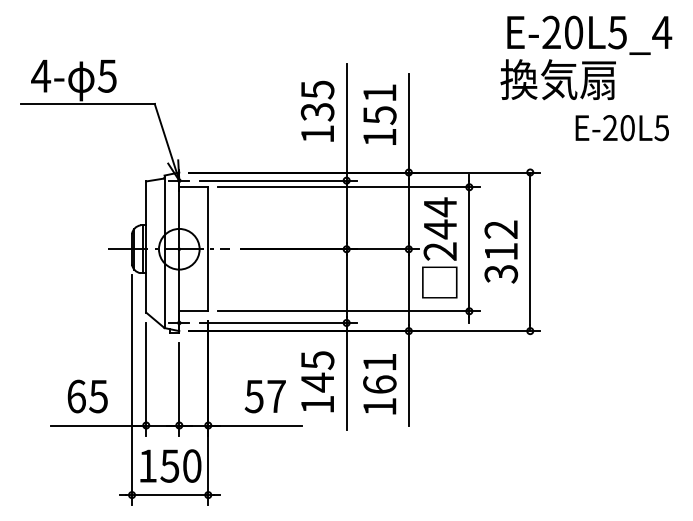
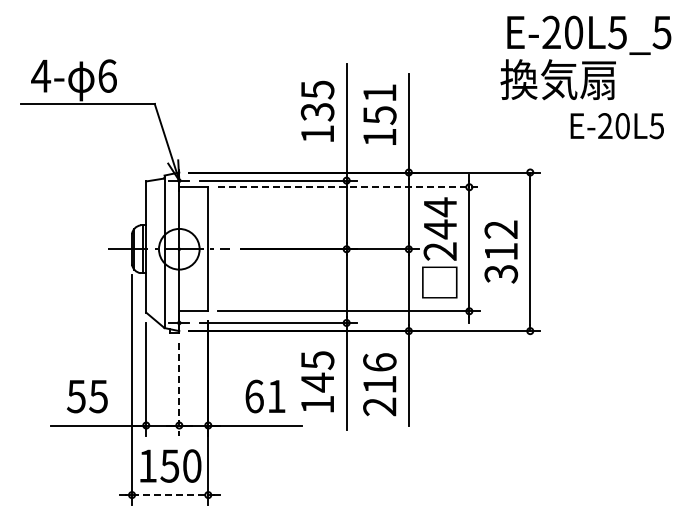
text: E-20L5_4 -> E-20L5_5 (662, 32)
text: 5 -> 6 (106, 75)
text position: (621, 128) -> (616, 126) (616, 126)
line: solid -> dashed (348, 187)
text: 161 -> 216 (379, 384)
line: solid -> dashed (179, 390)
text: 65 -> 55 (76, 396)
text: 57 -> 61 (264, 396)
line: solid -> dashed (170, 495)
